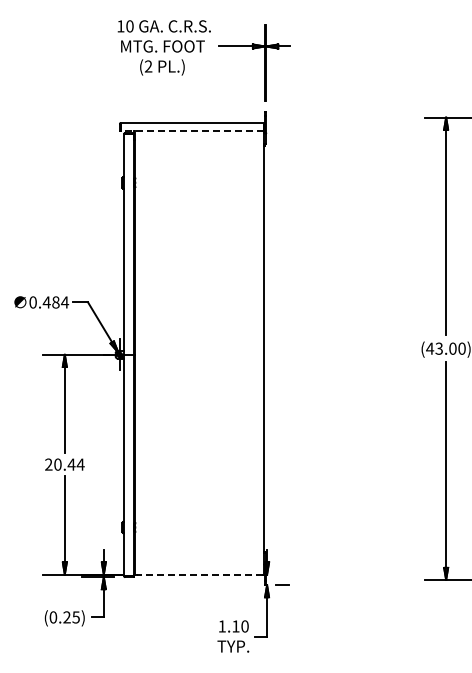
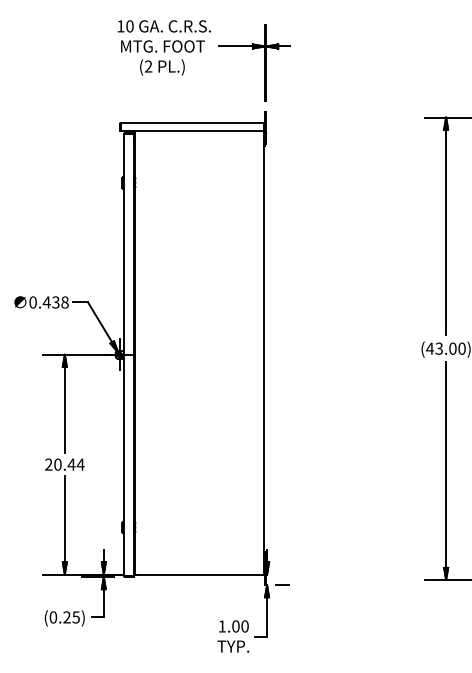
line: dashed -> solid (192, 131)
text: 0.484 -> 0.438 (60, 302)
line: dashed -> solid (199, 574)
text: 1.10 -> 1.00 (235, 626)
